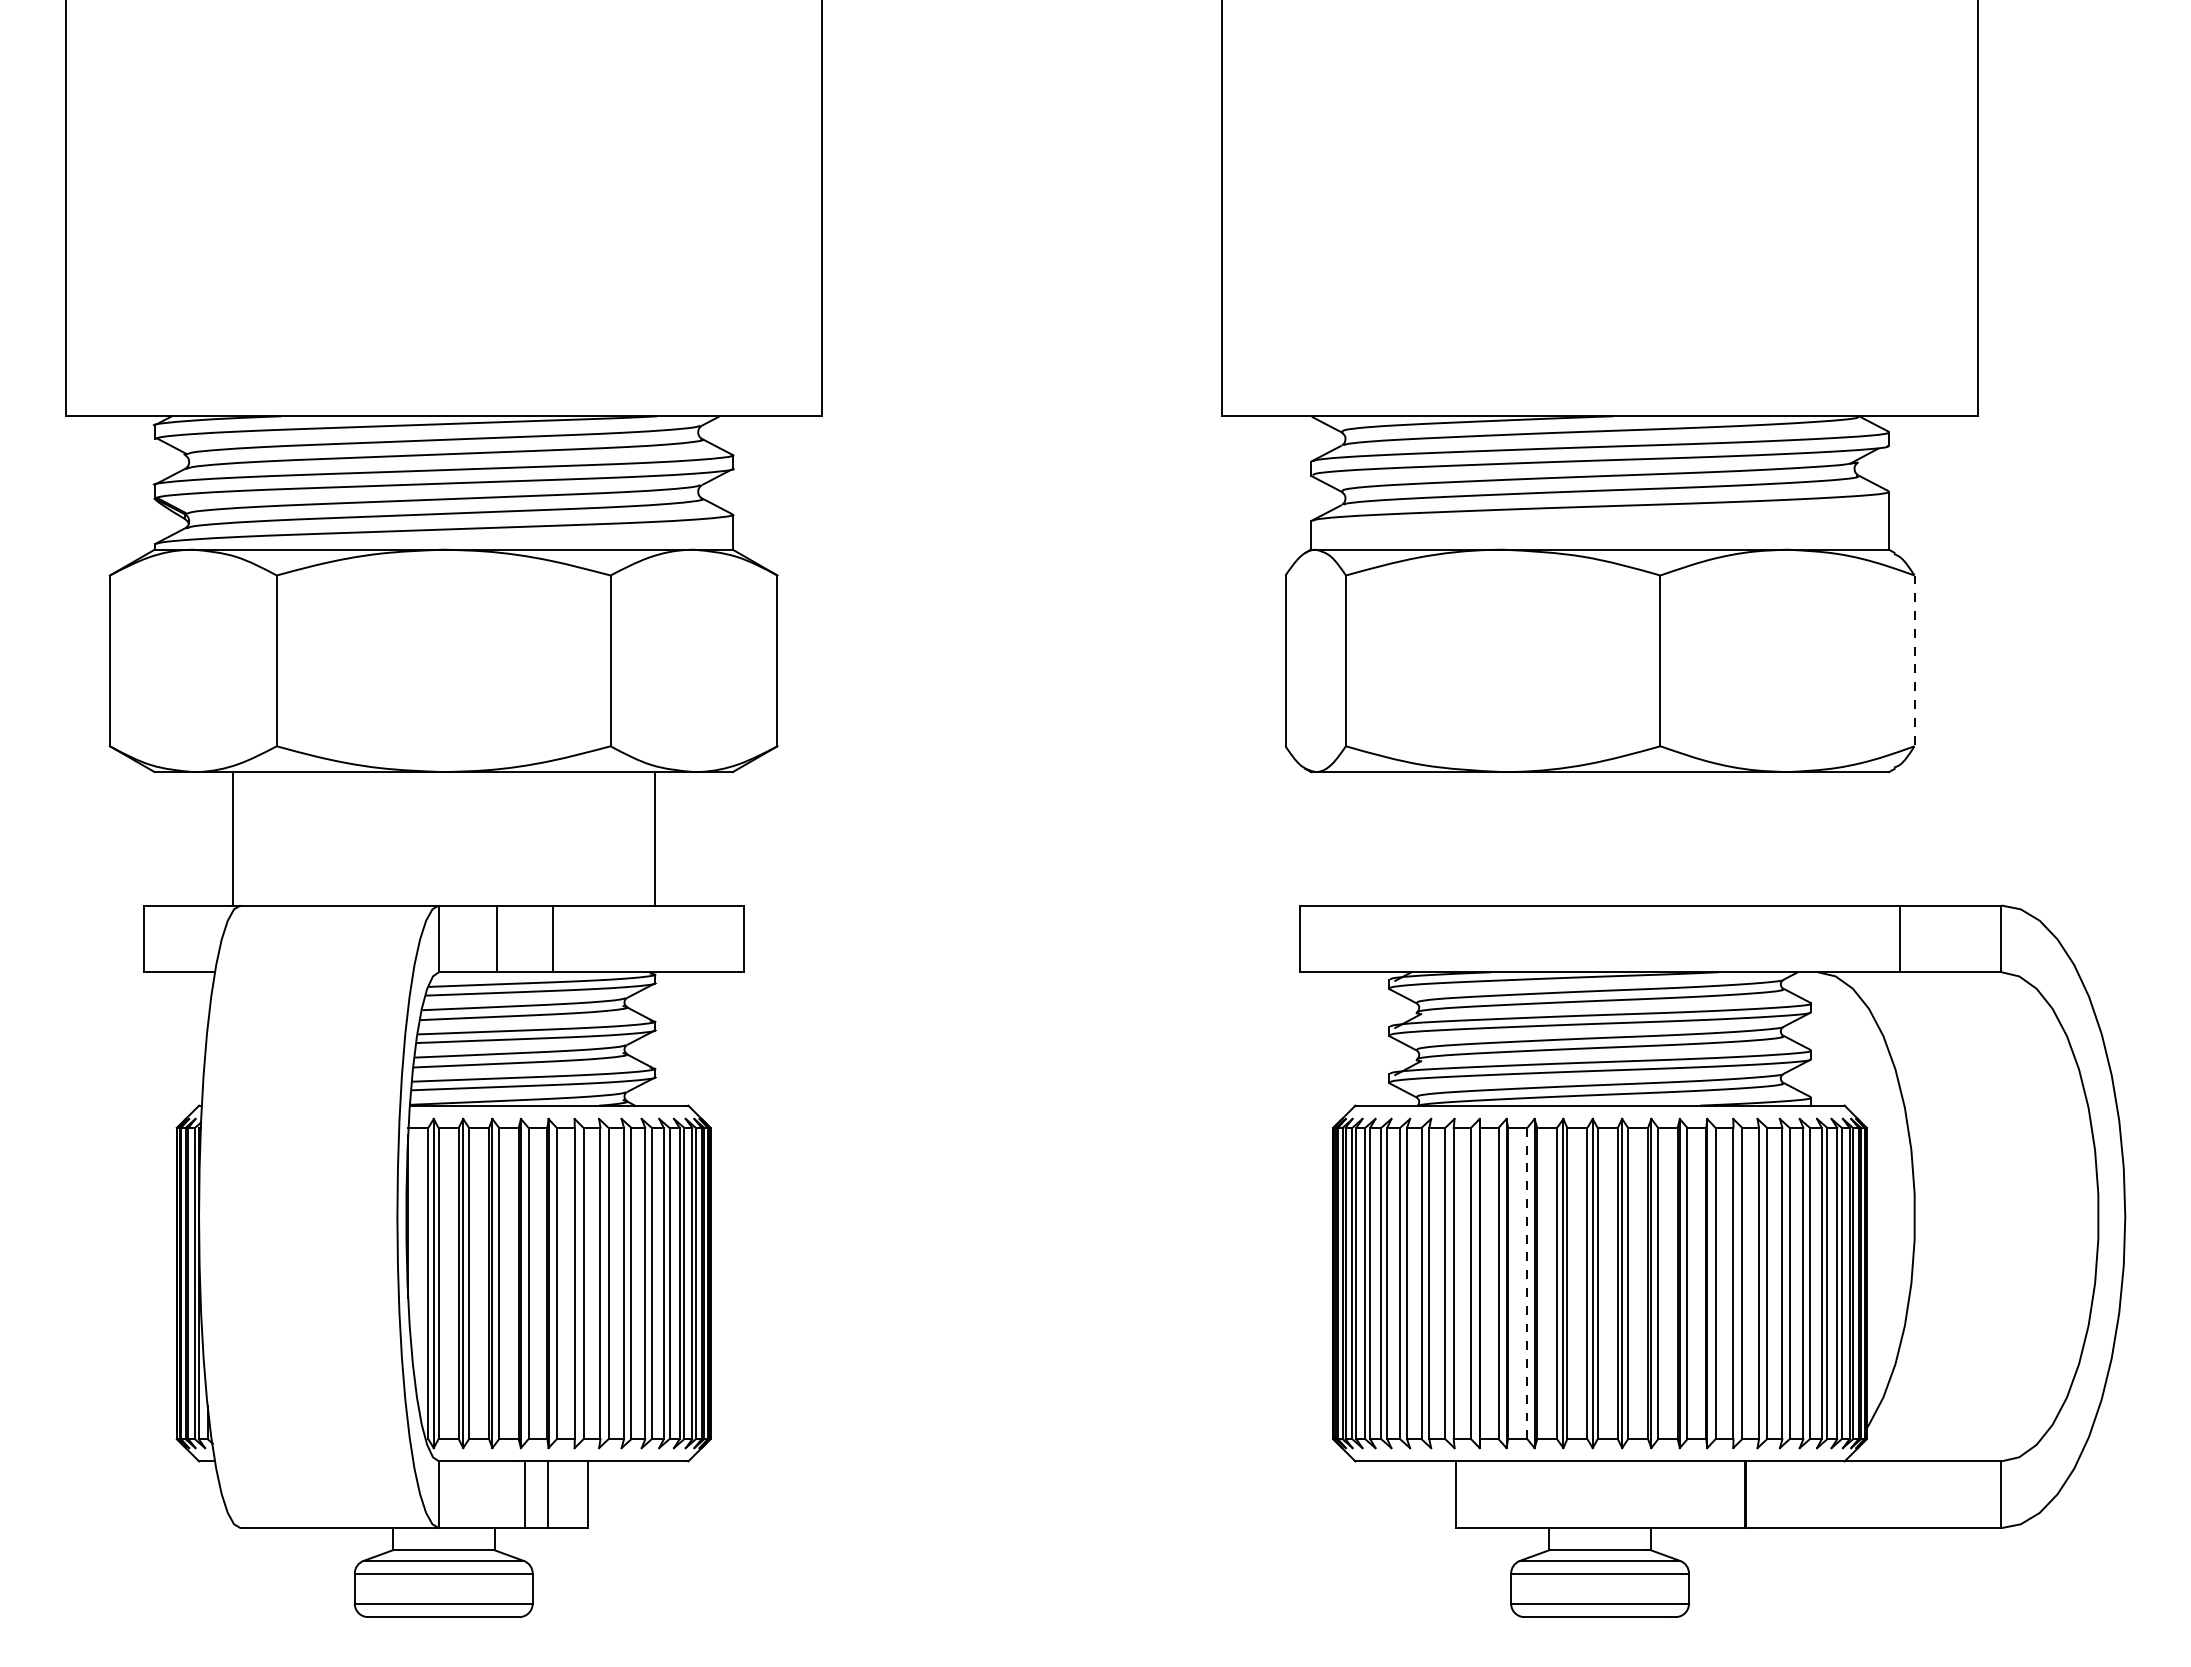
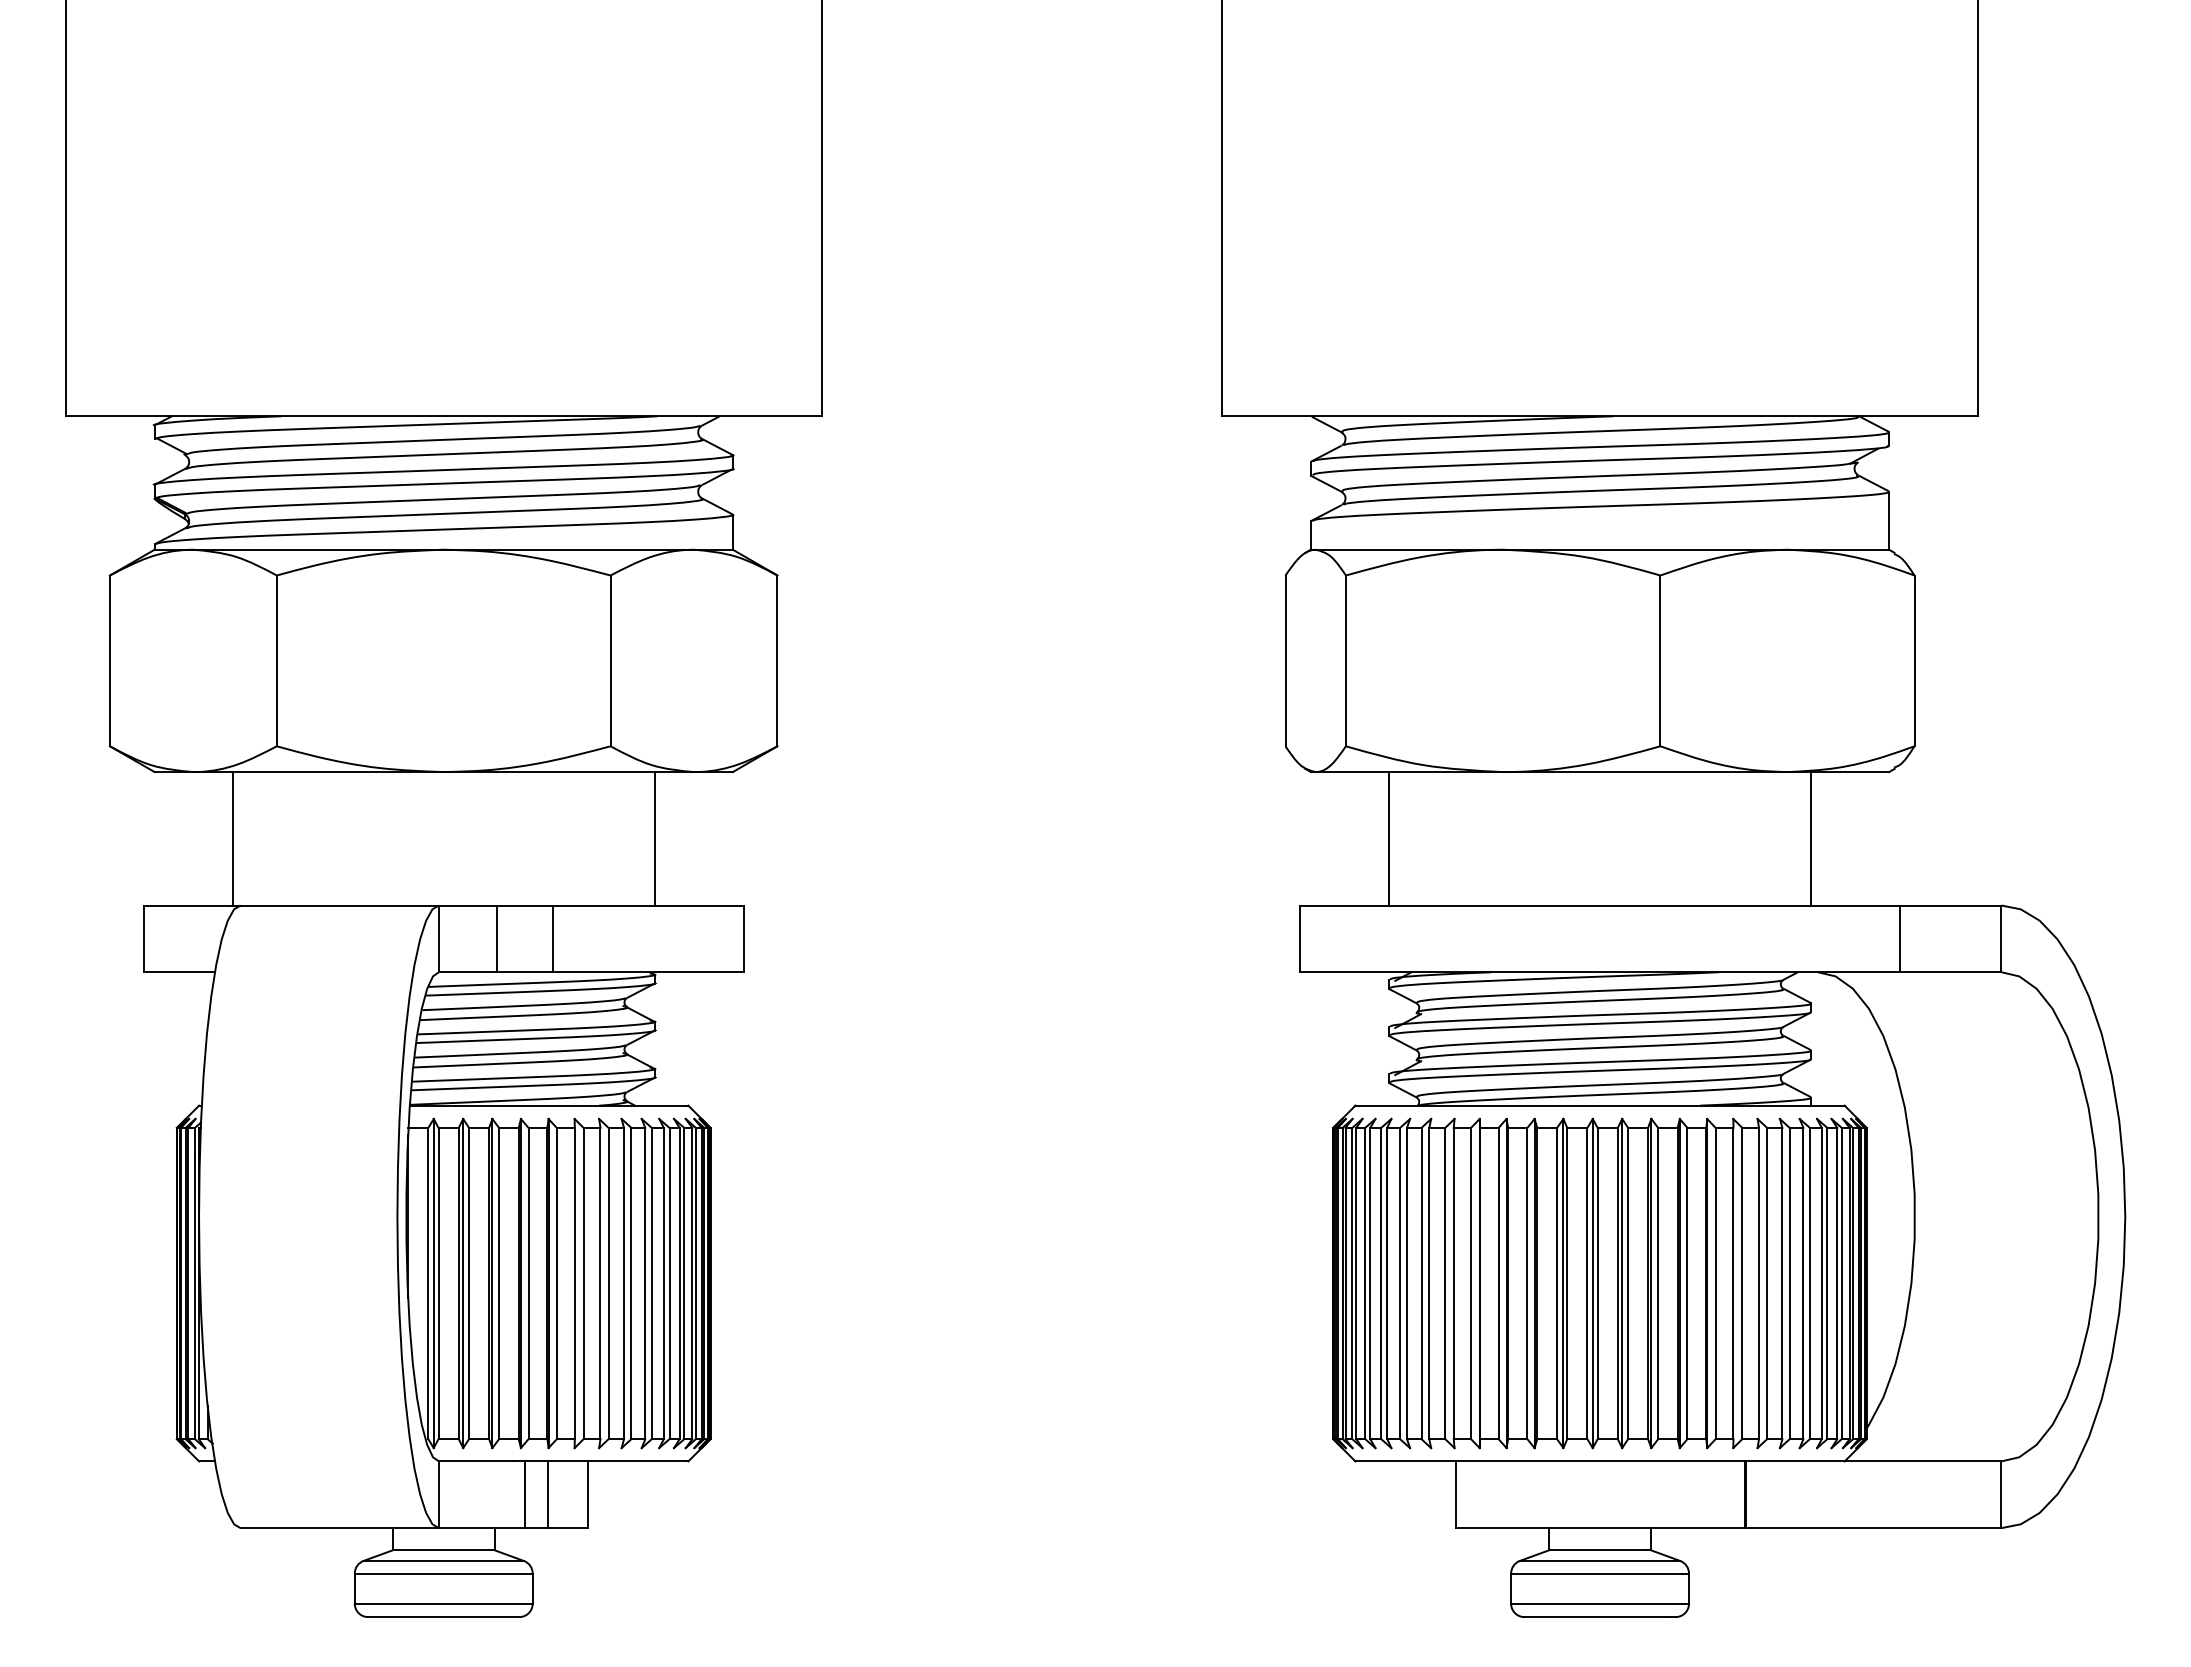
line: dashed -> solid (1914, 661)
line: none -> present (1388, 838)
line: none -> present (1811, 838)
line: dashed -> solid (1527, 1283)
